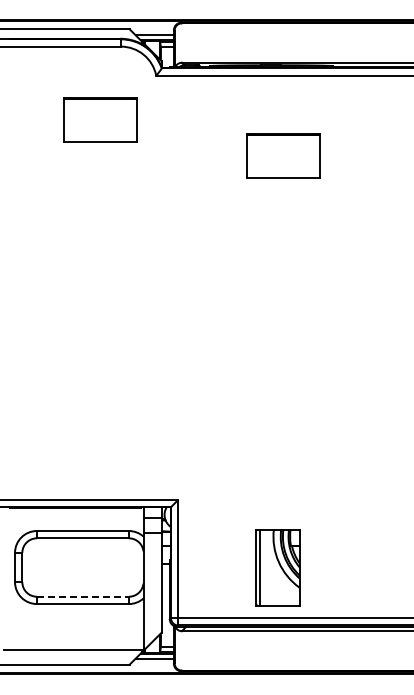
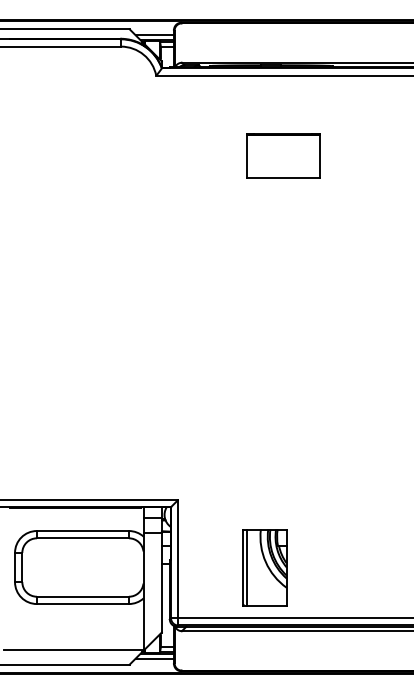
part: present -> none (100, 119)
part position: (277, 567) -> (264, 567) (264, 567)
line: dashed -> solid (83, 596)
